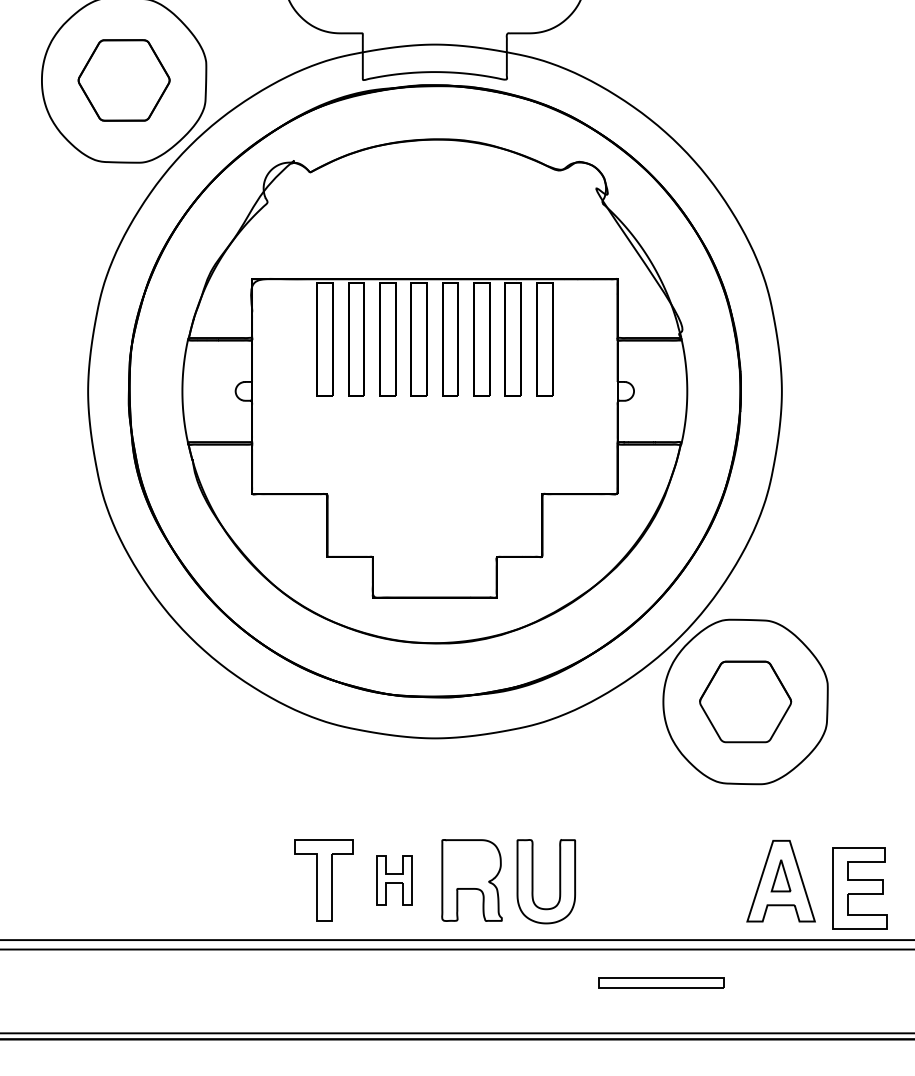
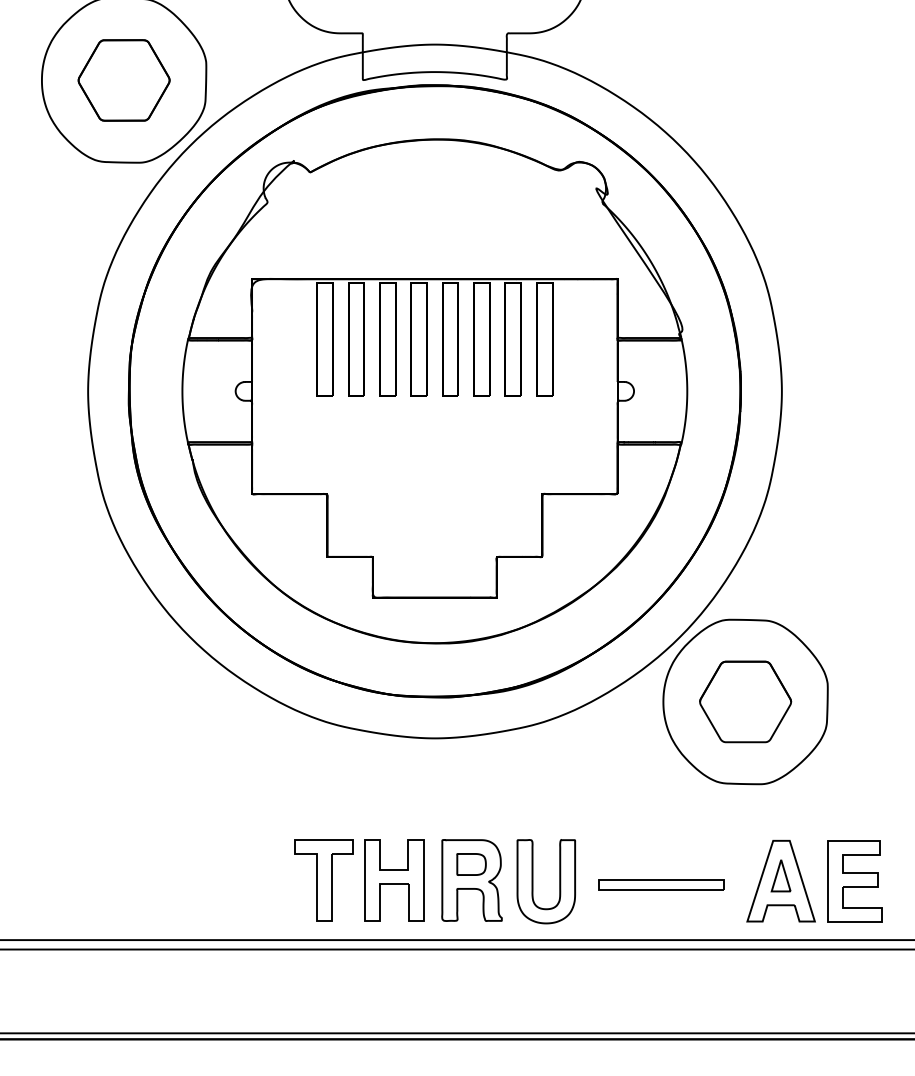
part: none -> present (471, 864)
part size: 37x51 px -> 61x83 px (394, 880)
part position: (859, 888) -> (854, 881) (854, 881)
part position: (661, 982) -> (661, 884) (661, 884)
